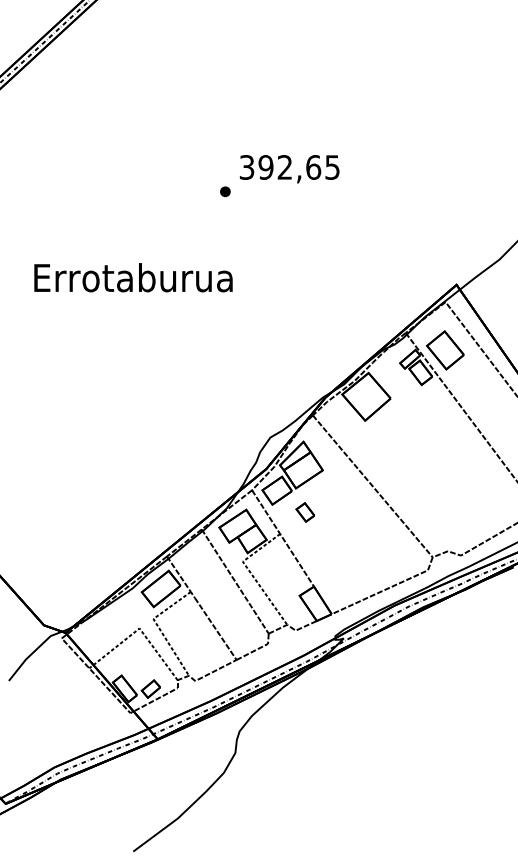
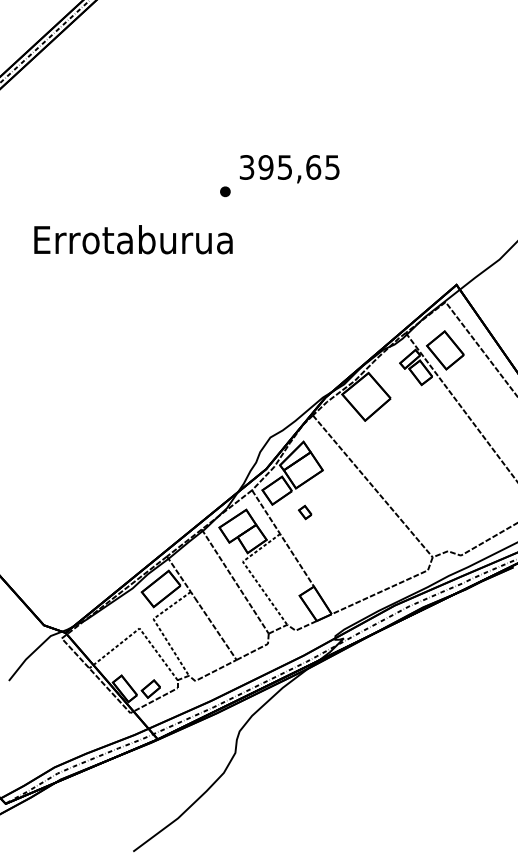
text: 392,65 -> 395,65 (284, 167)
text position: (133, 277) -> (133, 239) (133, 239)
part size: 20x21 px -> 15x17 px (305, 512)
